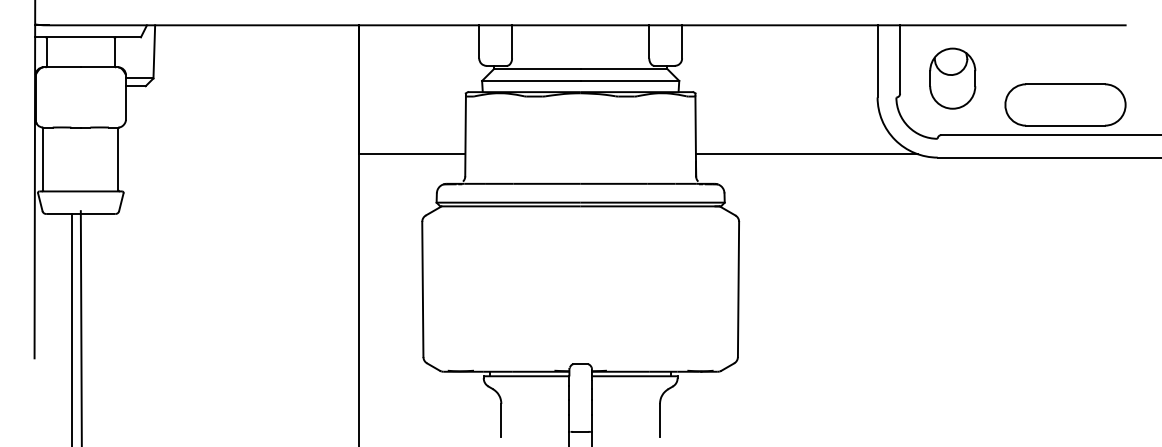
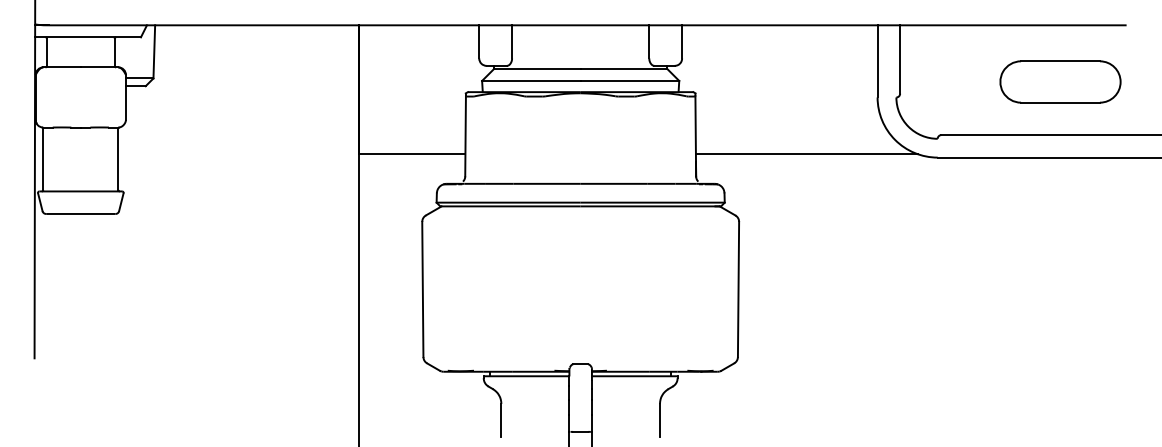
part: present -> none (952, 78)
part position: (1065, 104) -> (1060, 81) (1060, 81)
line: present -> none (80, 327)
line: present -> none (72, 328)
